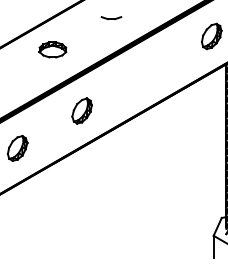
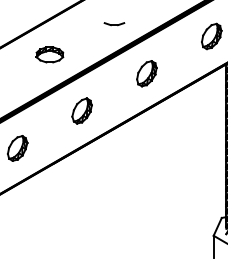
part position: (111, 18) -> (114, 24) (114, 24)
part position: (52, 49) -> (49, 54) (49, 54)
part: none -> present (146, 73)
